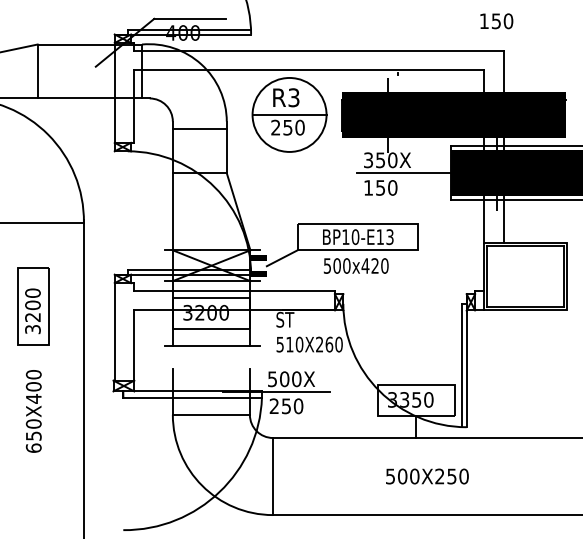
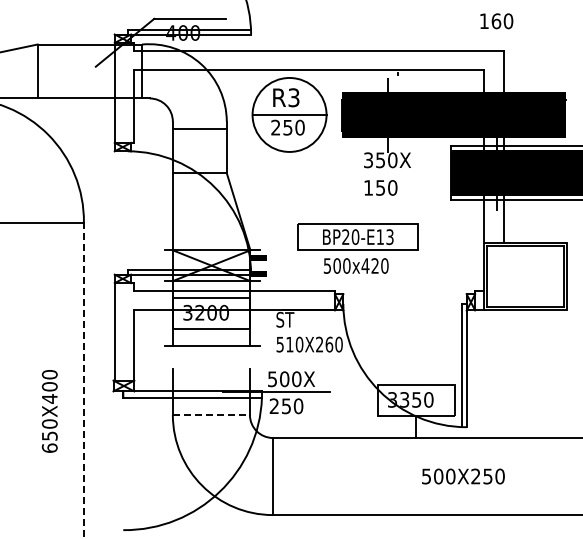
text: 150 -> 160 (496, 21)
line: present -> none (403, 173)
text: BP10-E13 -> BP20-E13 (345, 236)
line: present -> none (282, 257)
part: present -> none (33, 306)
line: solid -> dashed (83, 378)
text position: (33, 411) -> (49, 411) (49, 411)
line: solid -> dashed (211, 414)
text position: (427, 476) -> (463, 476) (463, 476)
